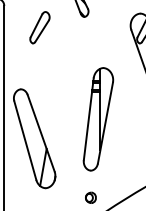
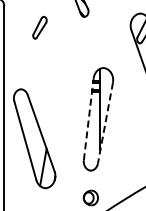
part size: 22x34 px -> 16x25 px (39, 27)
line: solid -> dashed (88, 118)
line: solid -> dashed (105, 123)
part size: 12x13 px -> 17x18 px (90, 197)
